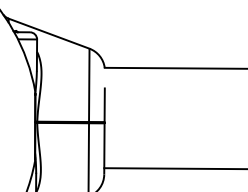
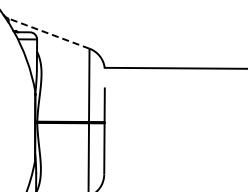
line: solid -> dashed (48, 33)
line: present -> none (174, 168)
